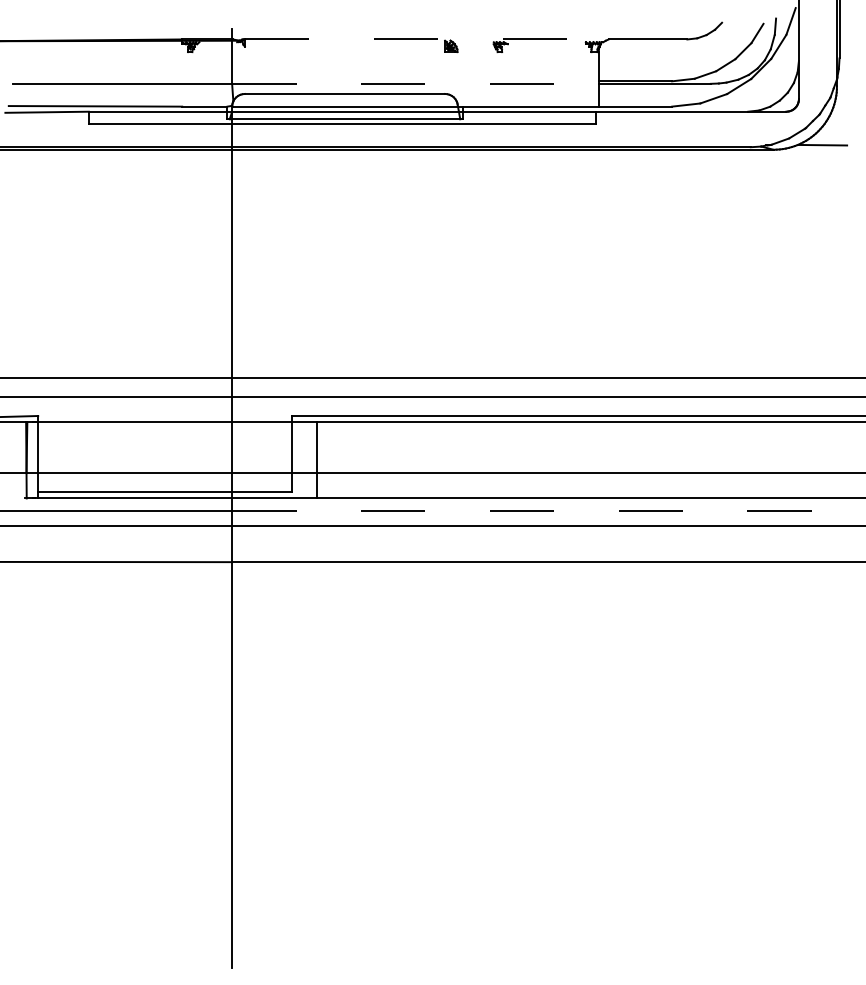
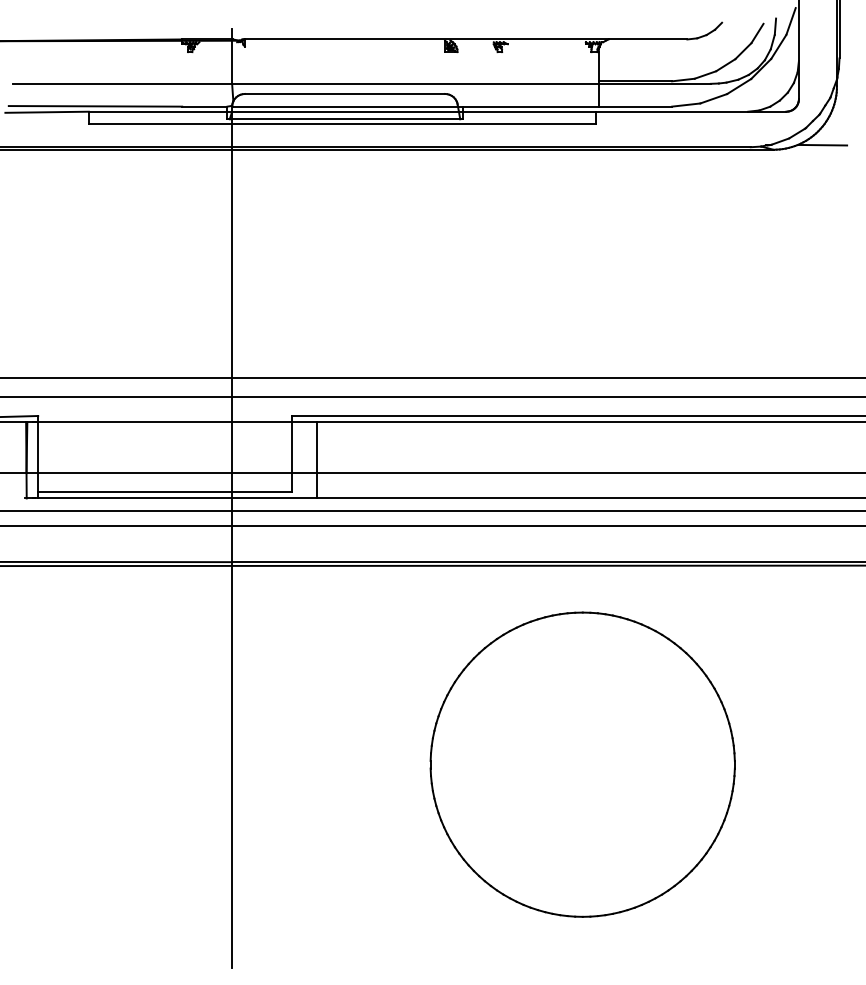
line: dashed -> solid (426, 39)
line: dashed -> solid (415, 83)
line: dashed -> solid (548, 511)
line: none -> present (432, 565)
part: none -> present (582, 764)
